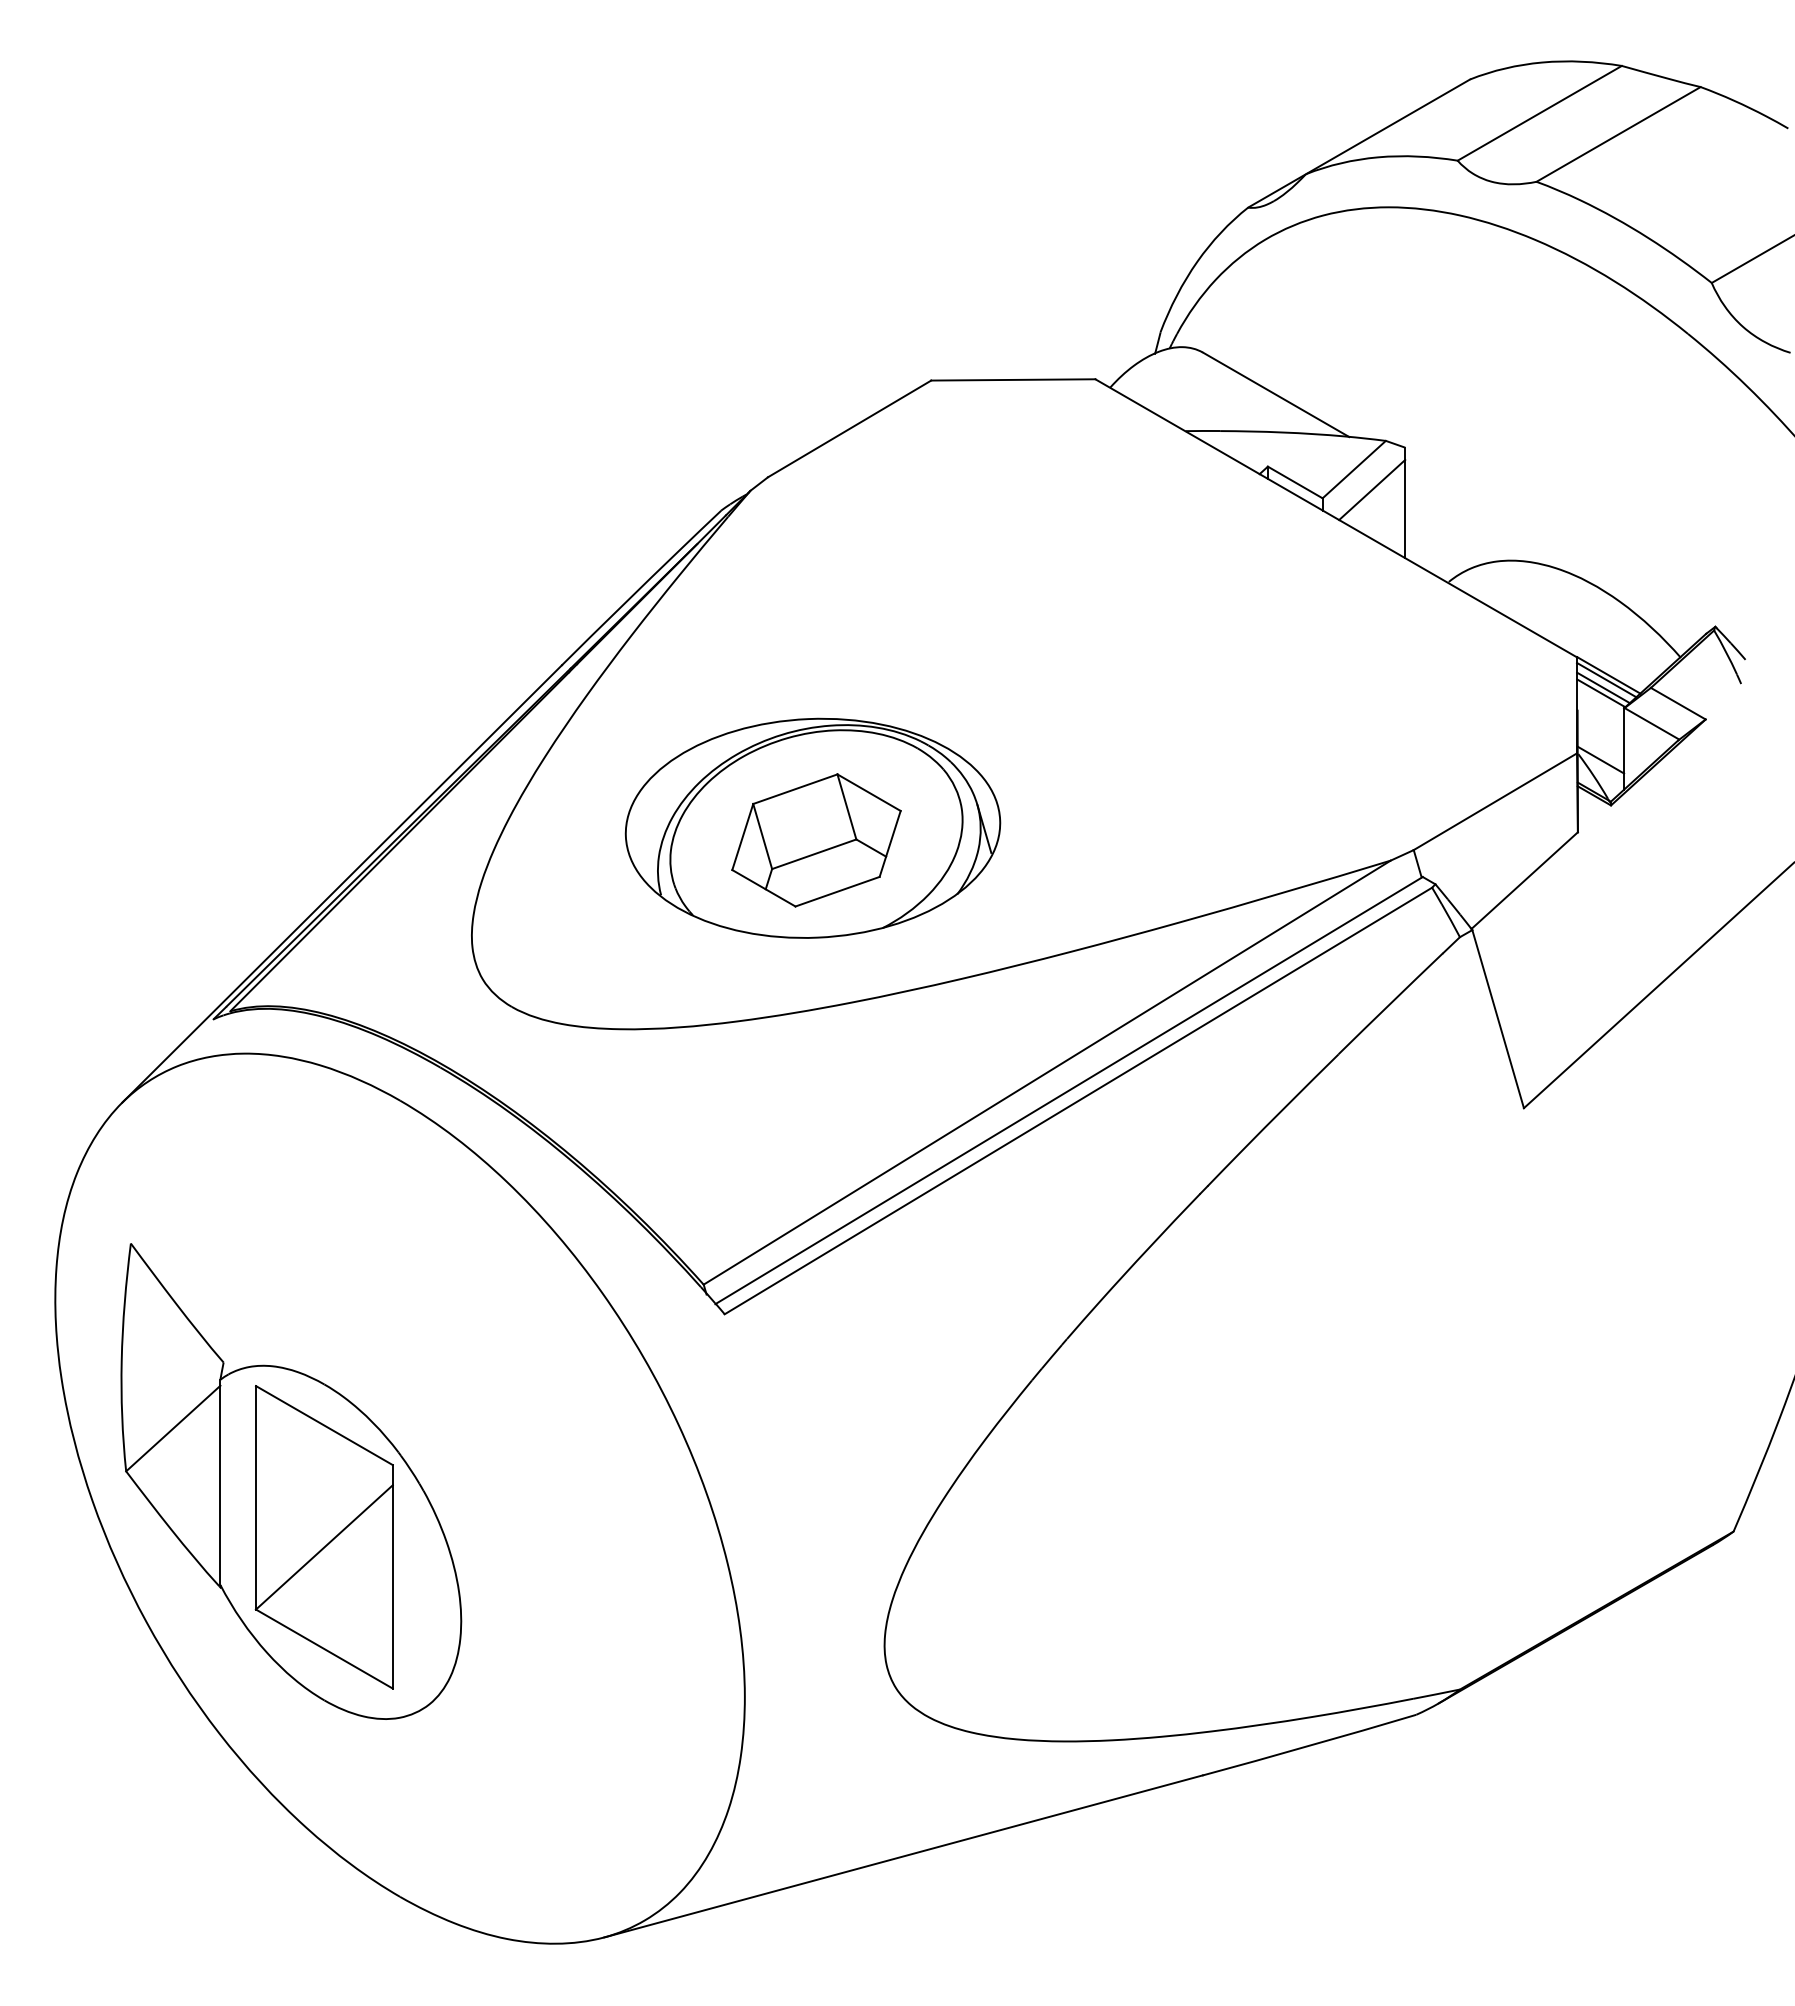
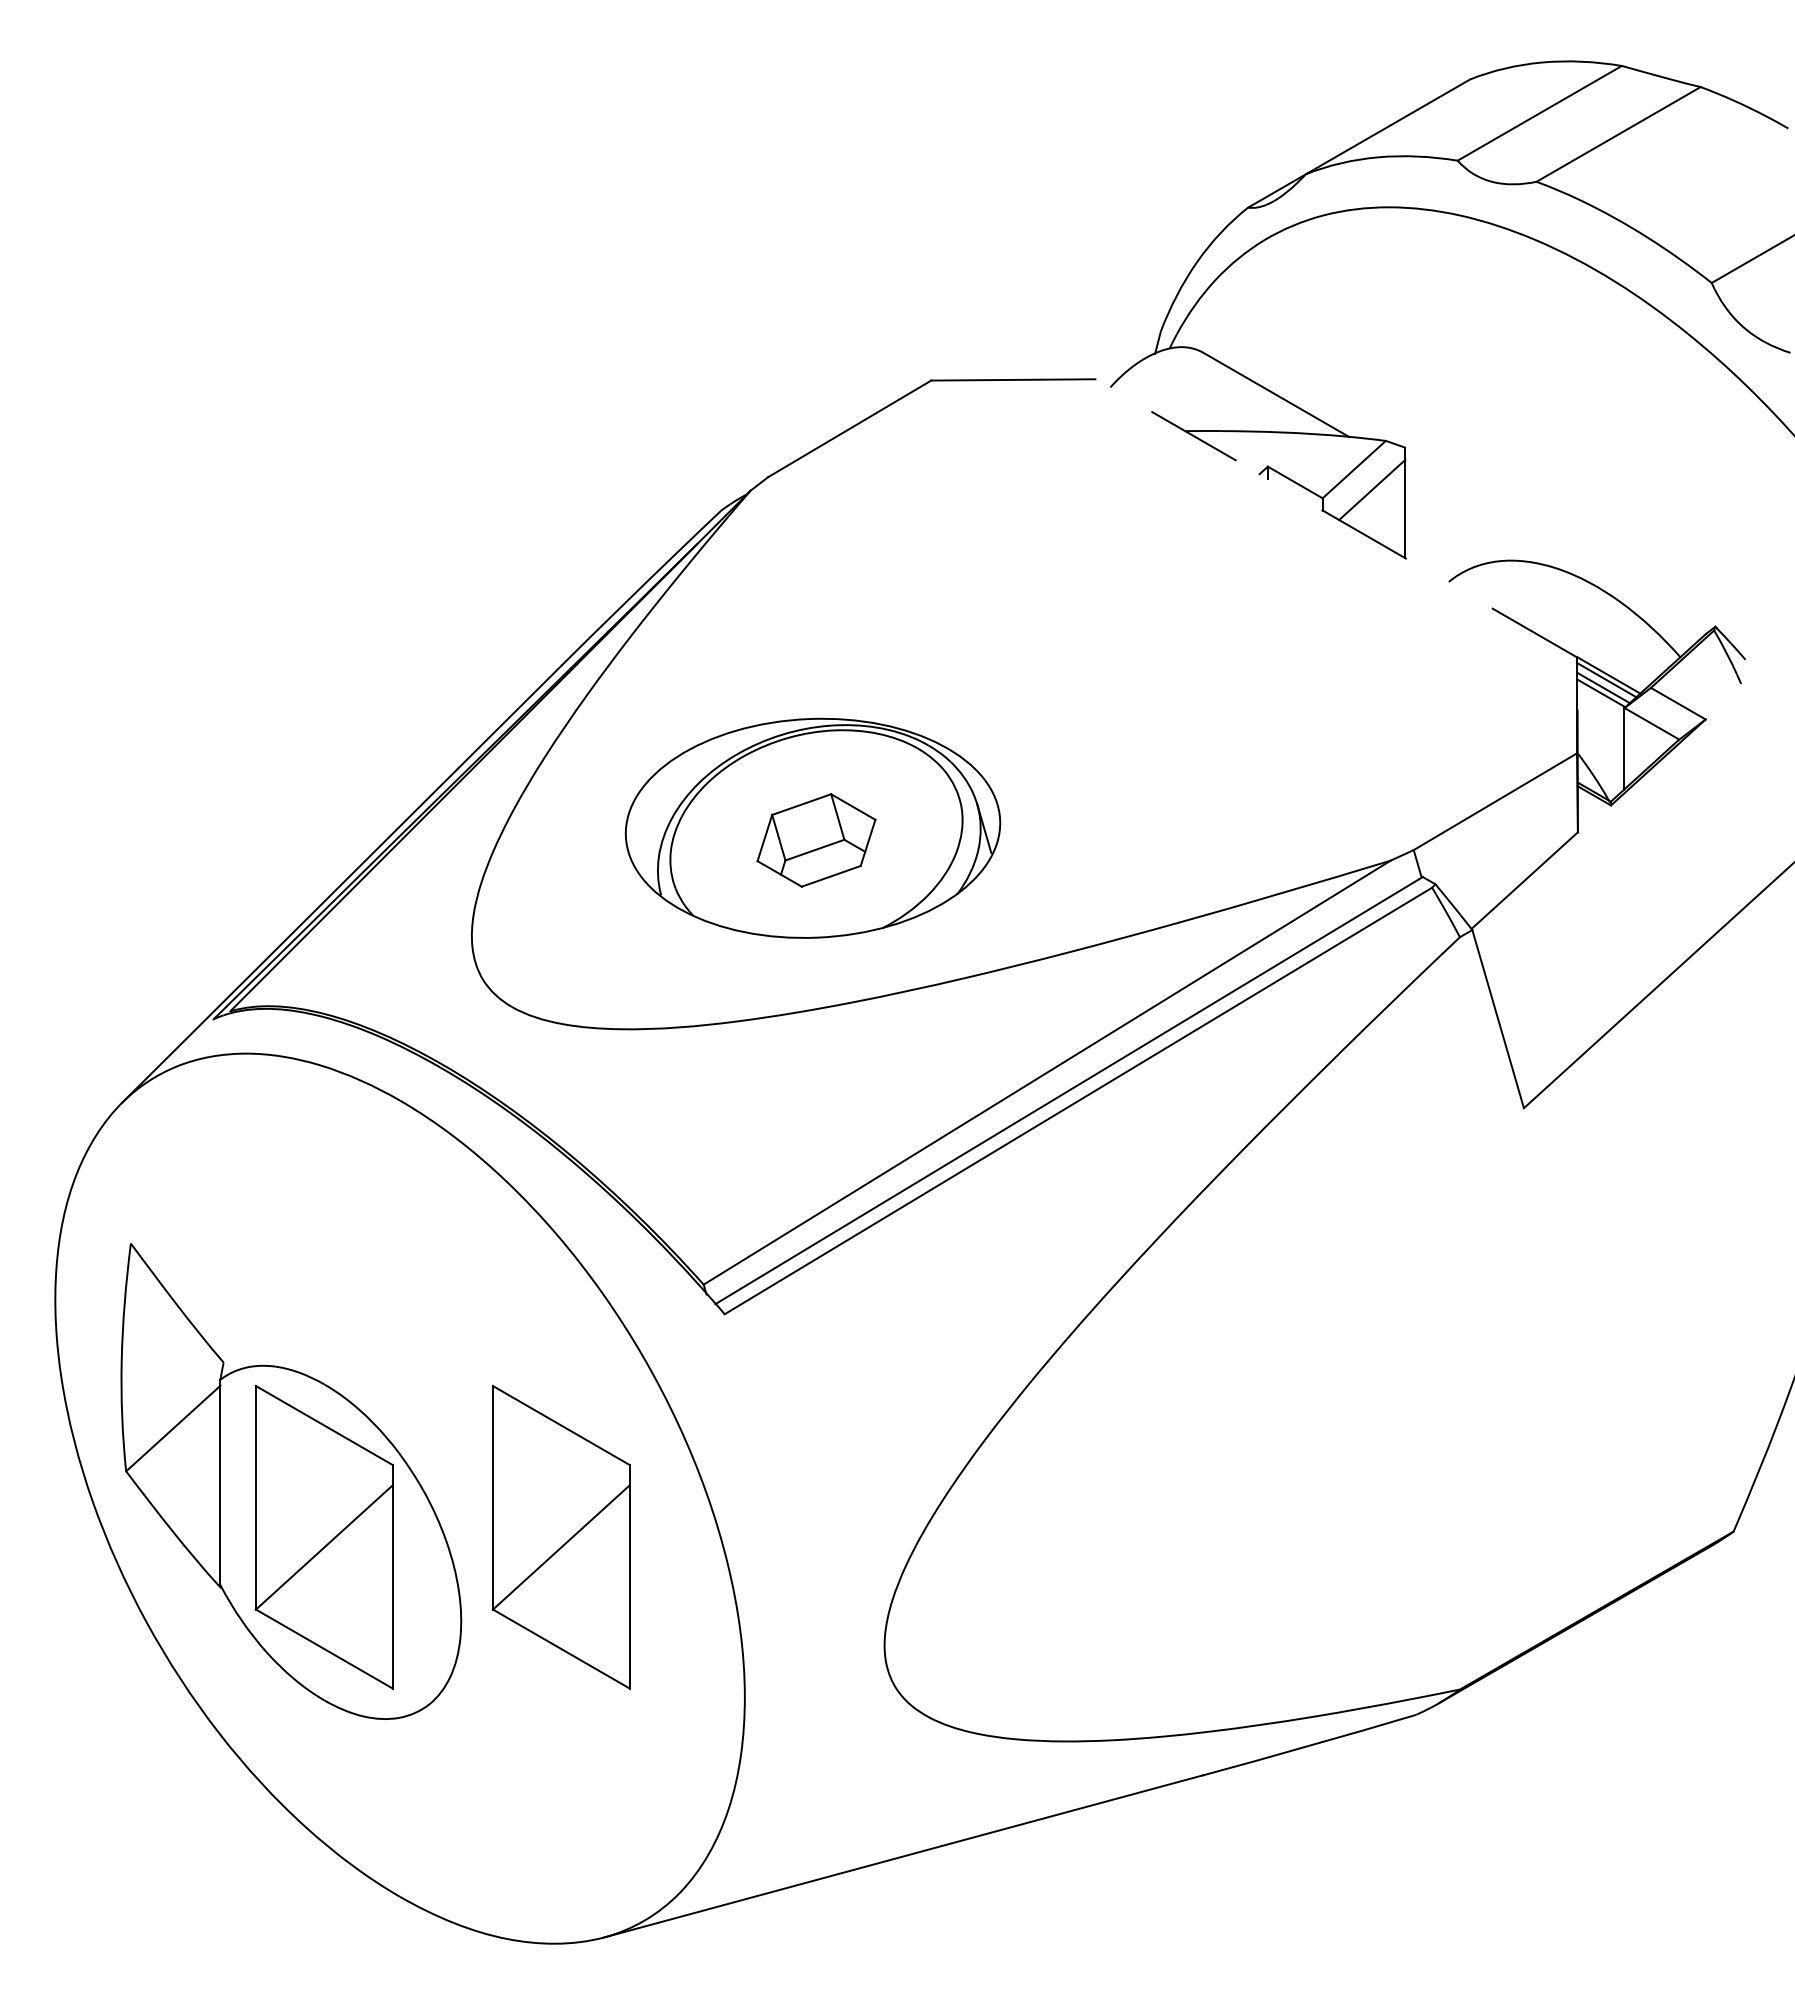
line: solid -> dashed (1335, 518)
line: present -> none (1600, 759)
part size: 171x135 px -> 121x95 px (816, 840)
part: none -> present (560, 1537)
